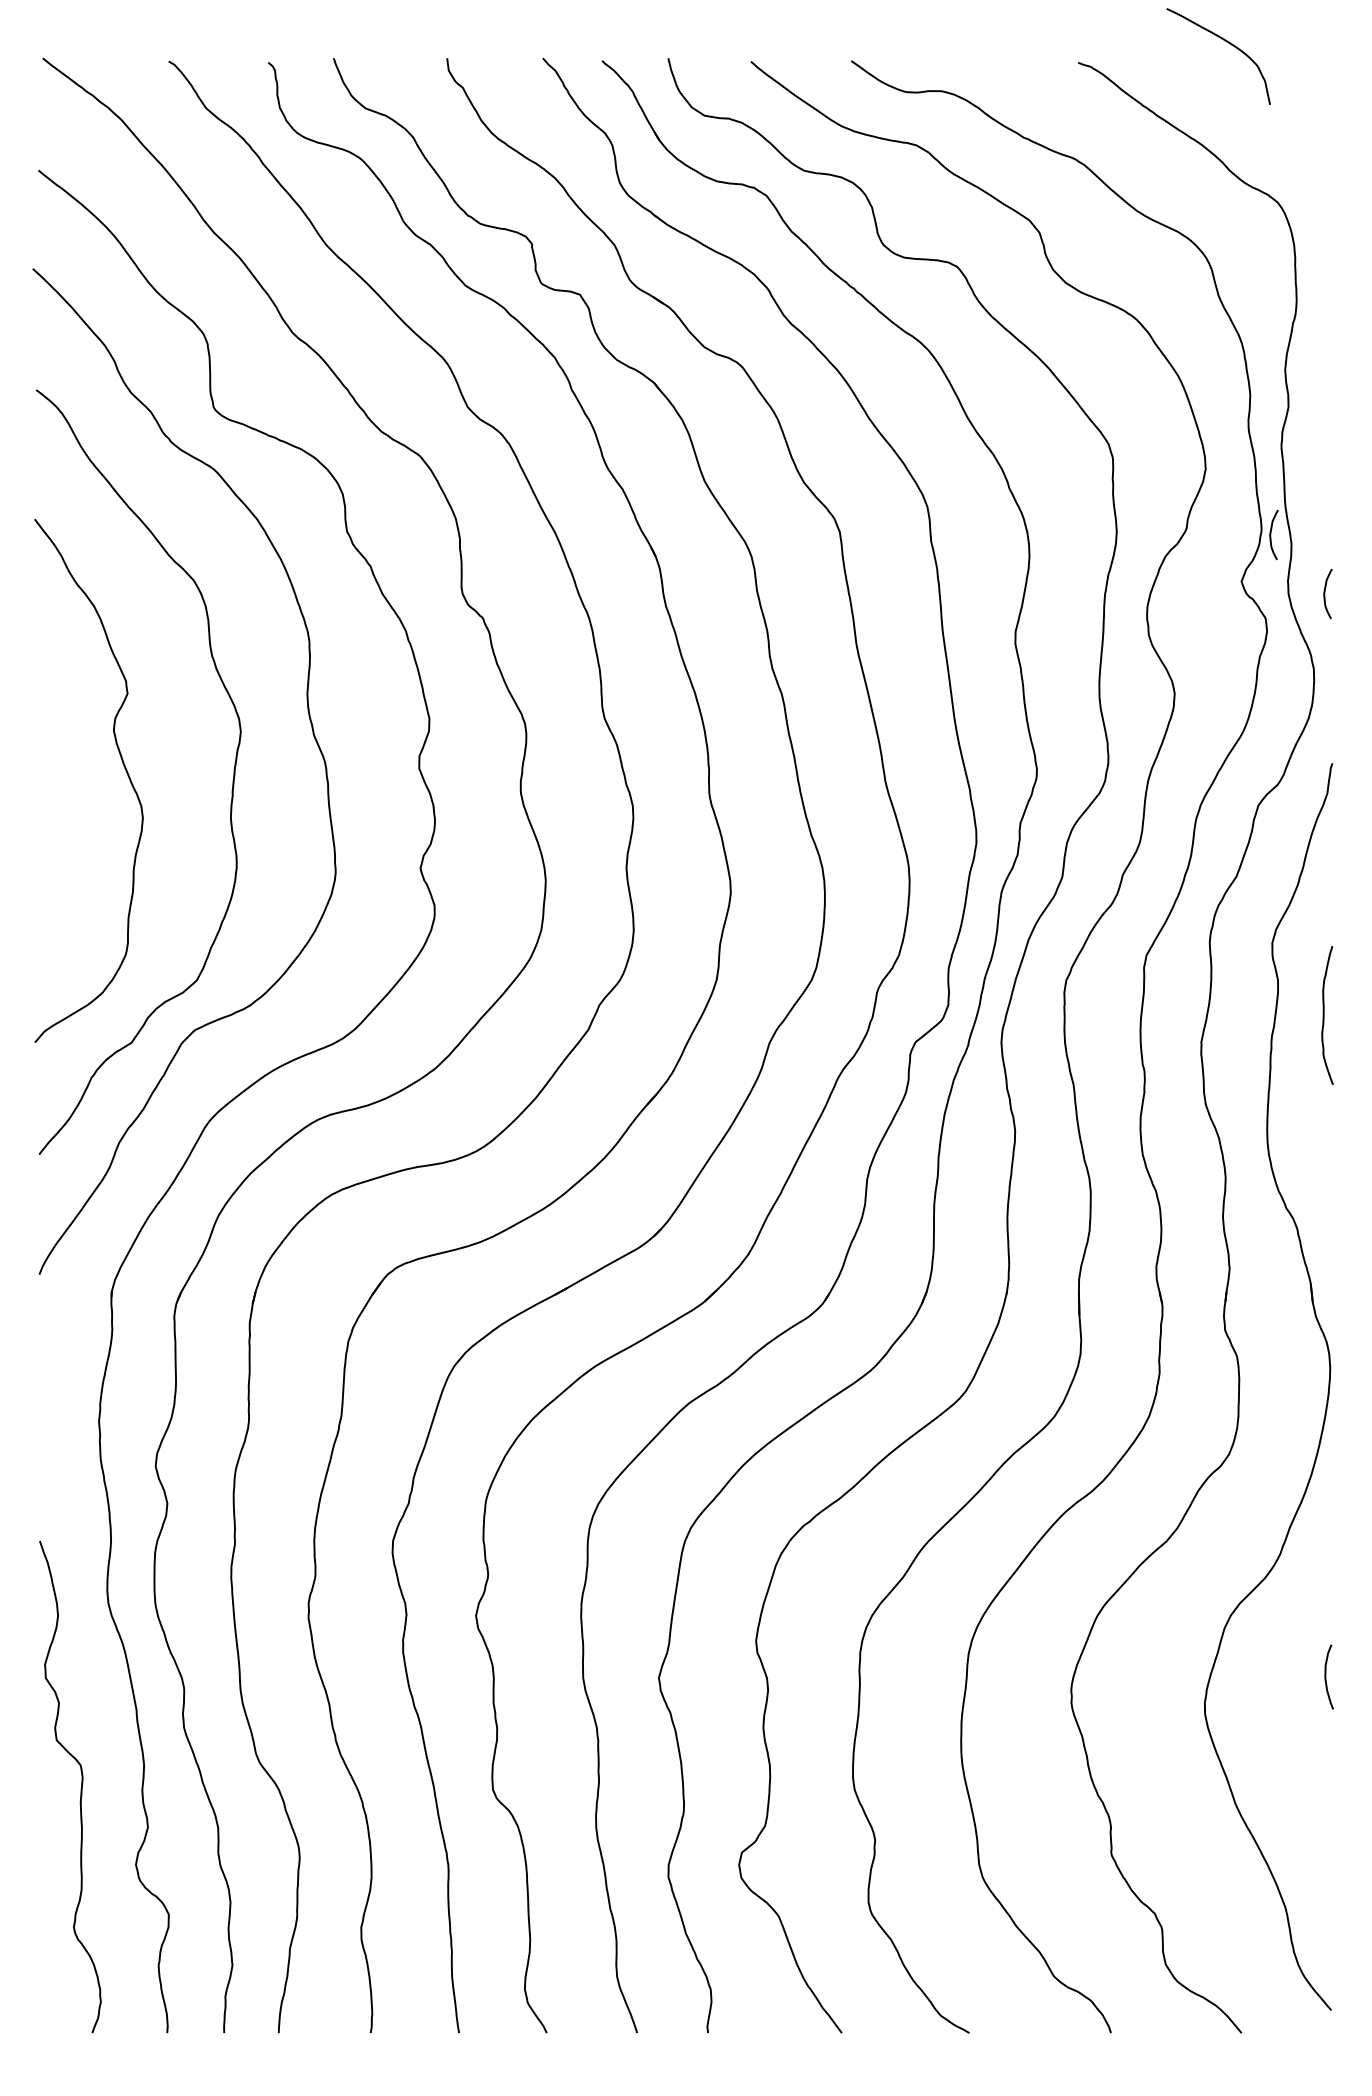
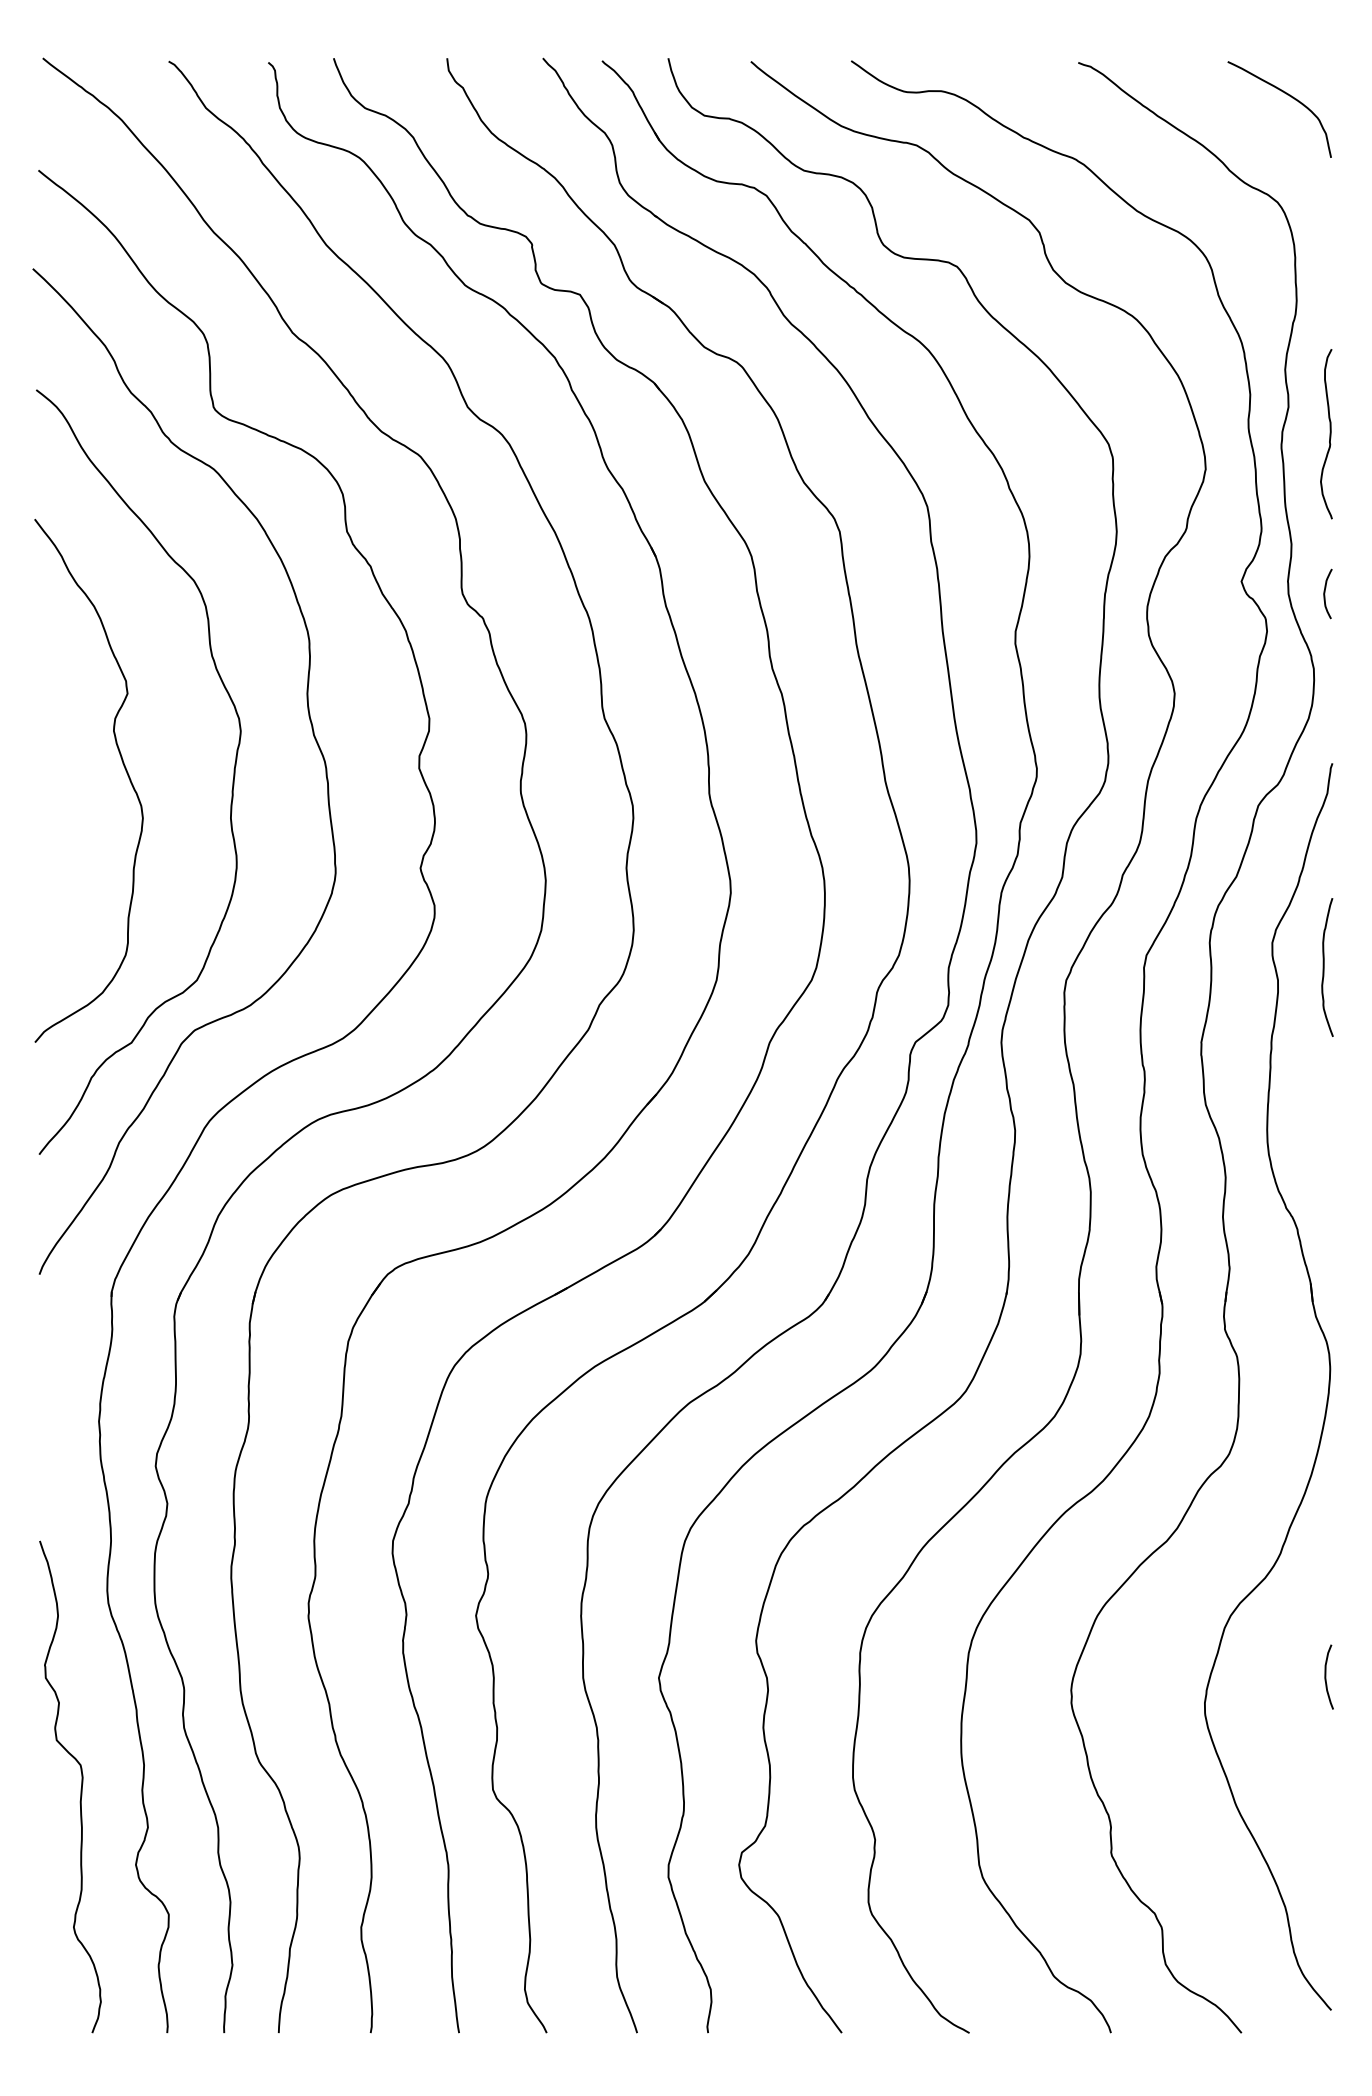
curve position: (1226, 42) -> (1287, 95) (1287, 95)
curve: none -> present (1329, 434)
curve: present -> none (1271, 534)
curve position: (1324, 1015) -> (1324, 967) (1324, 967)
